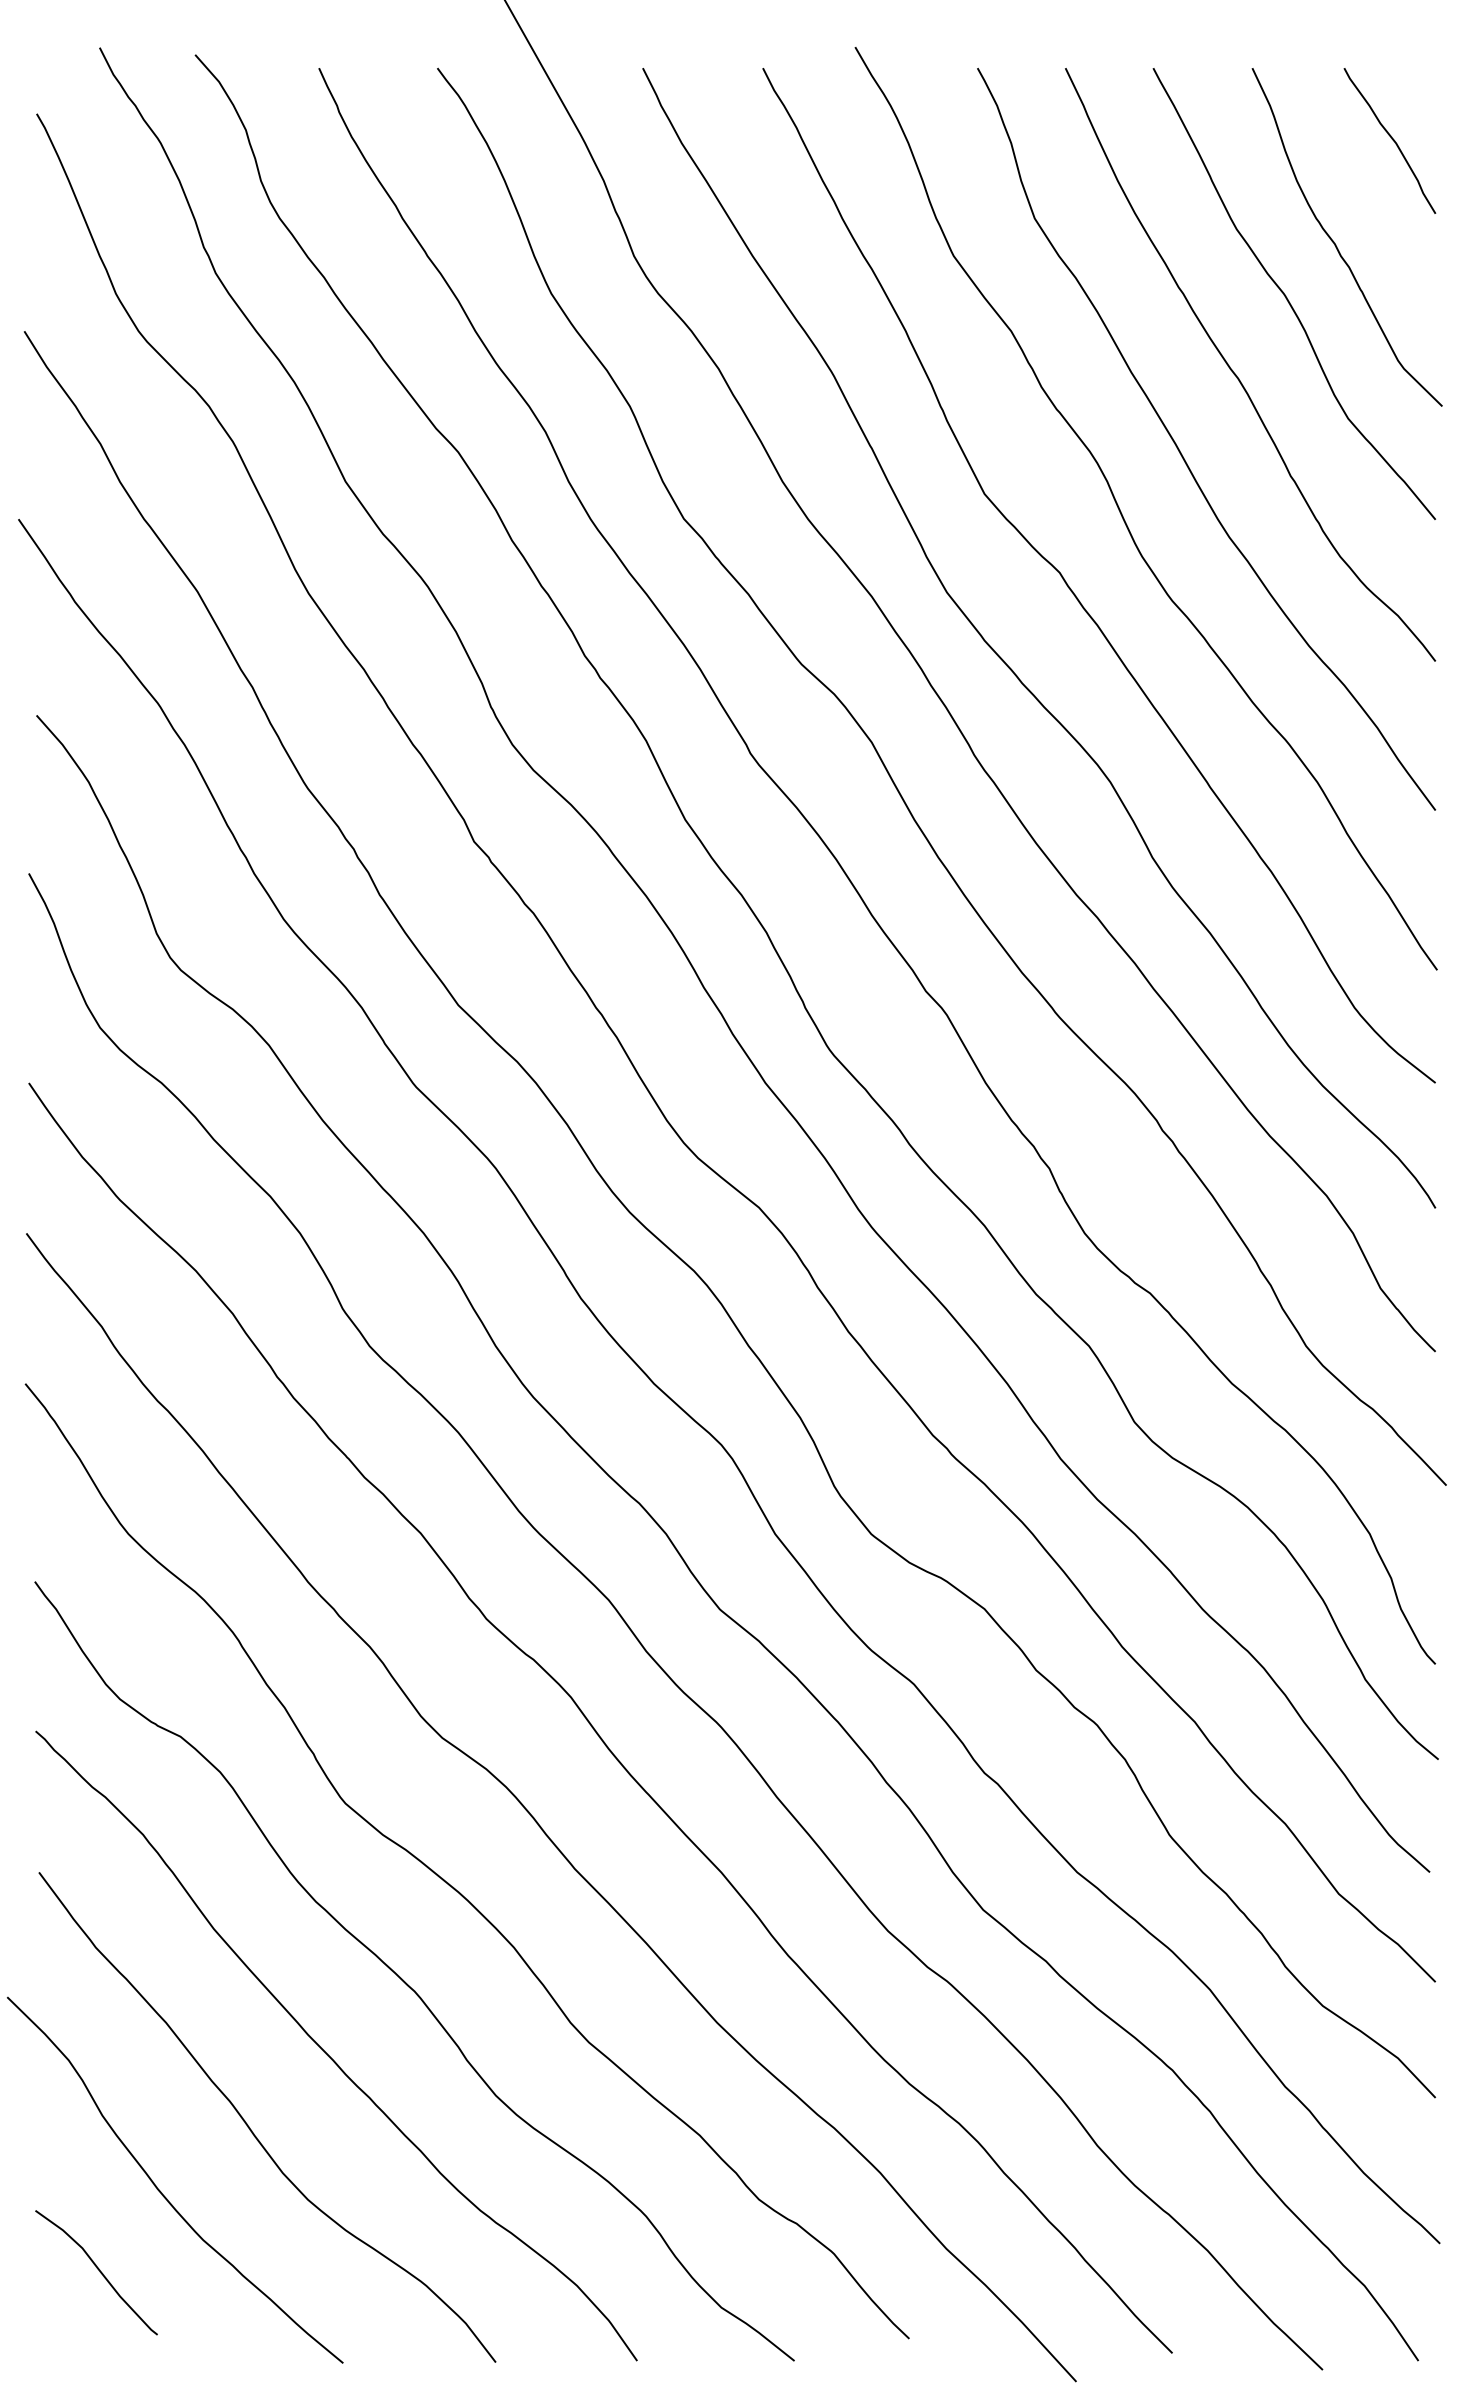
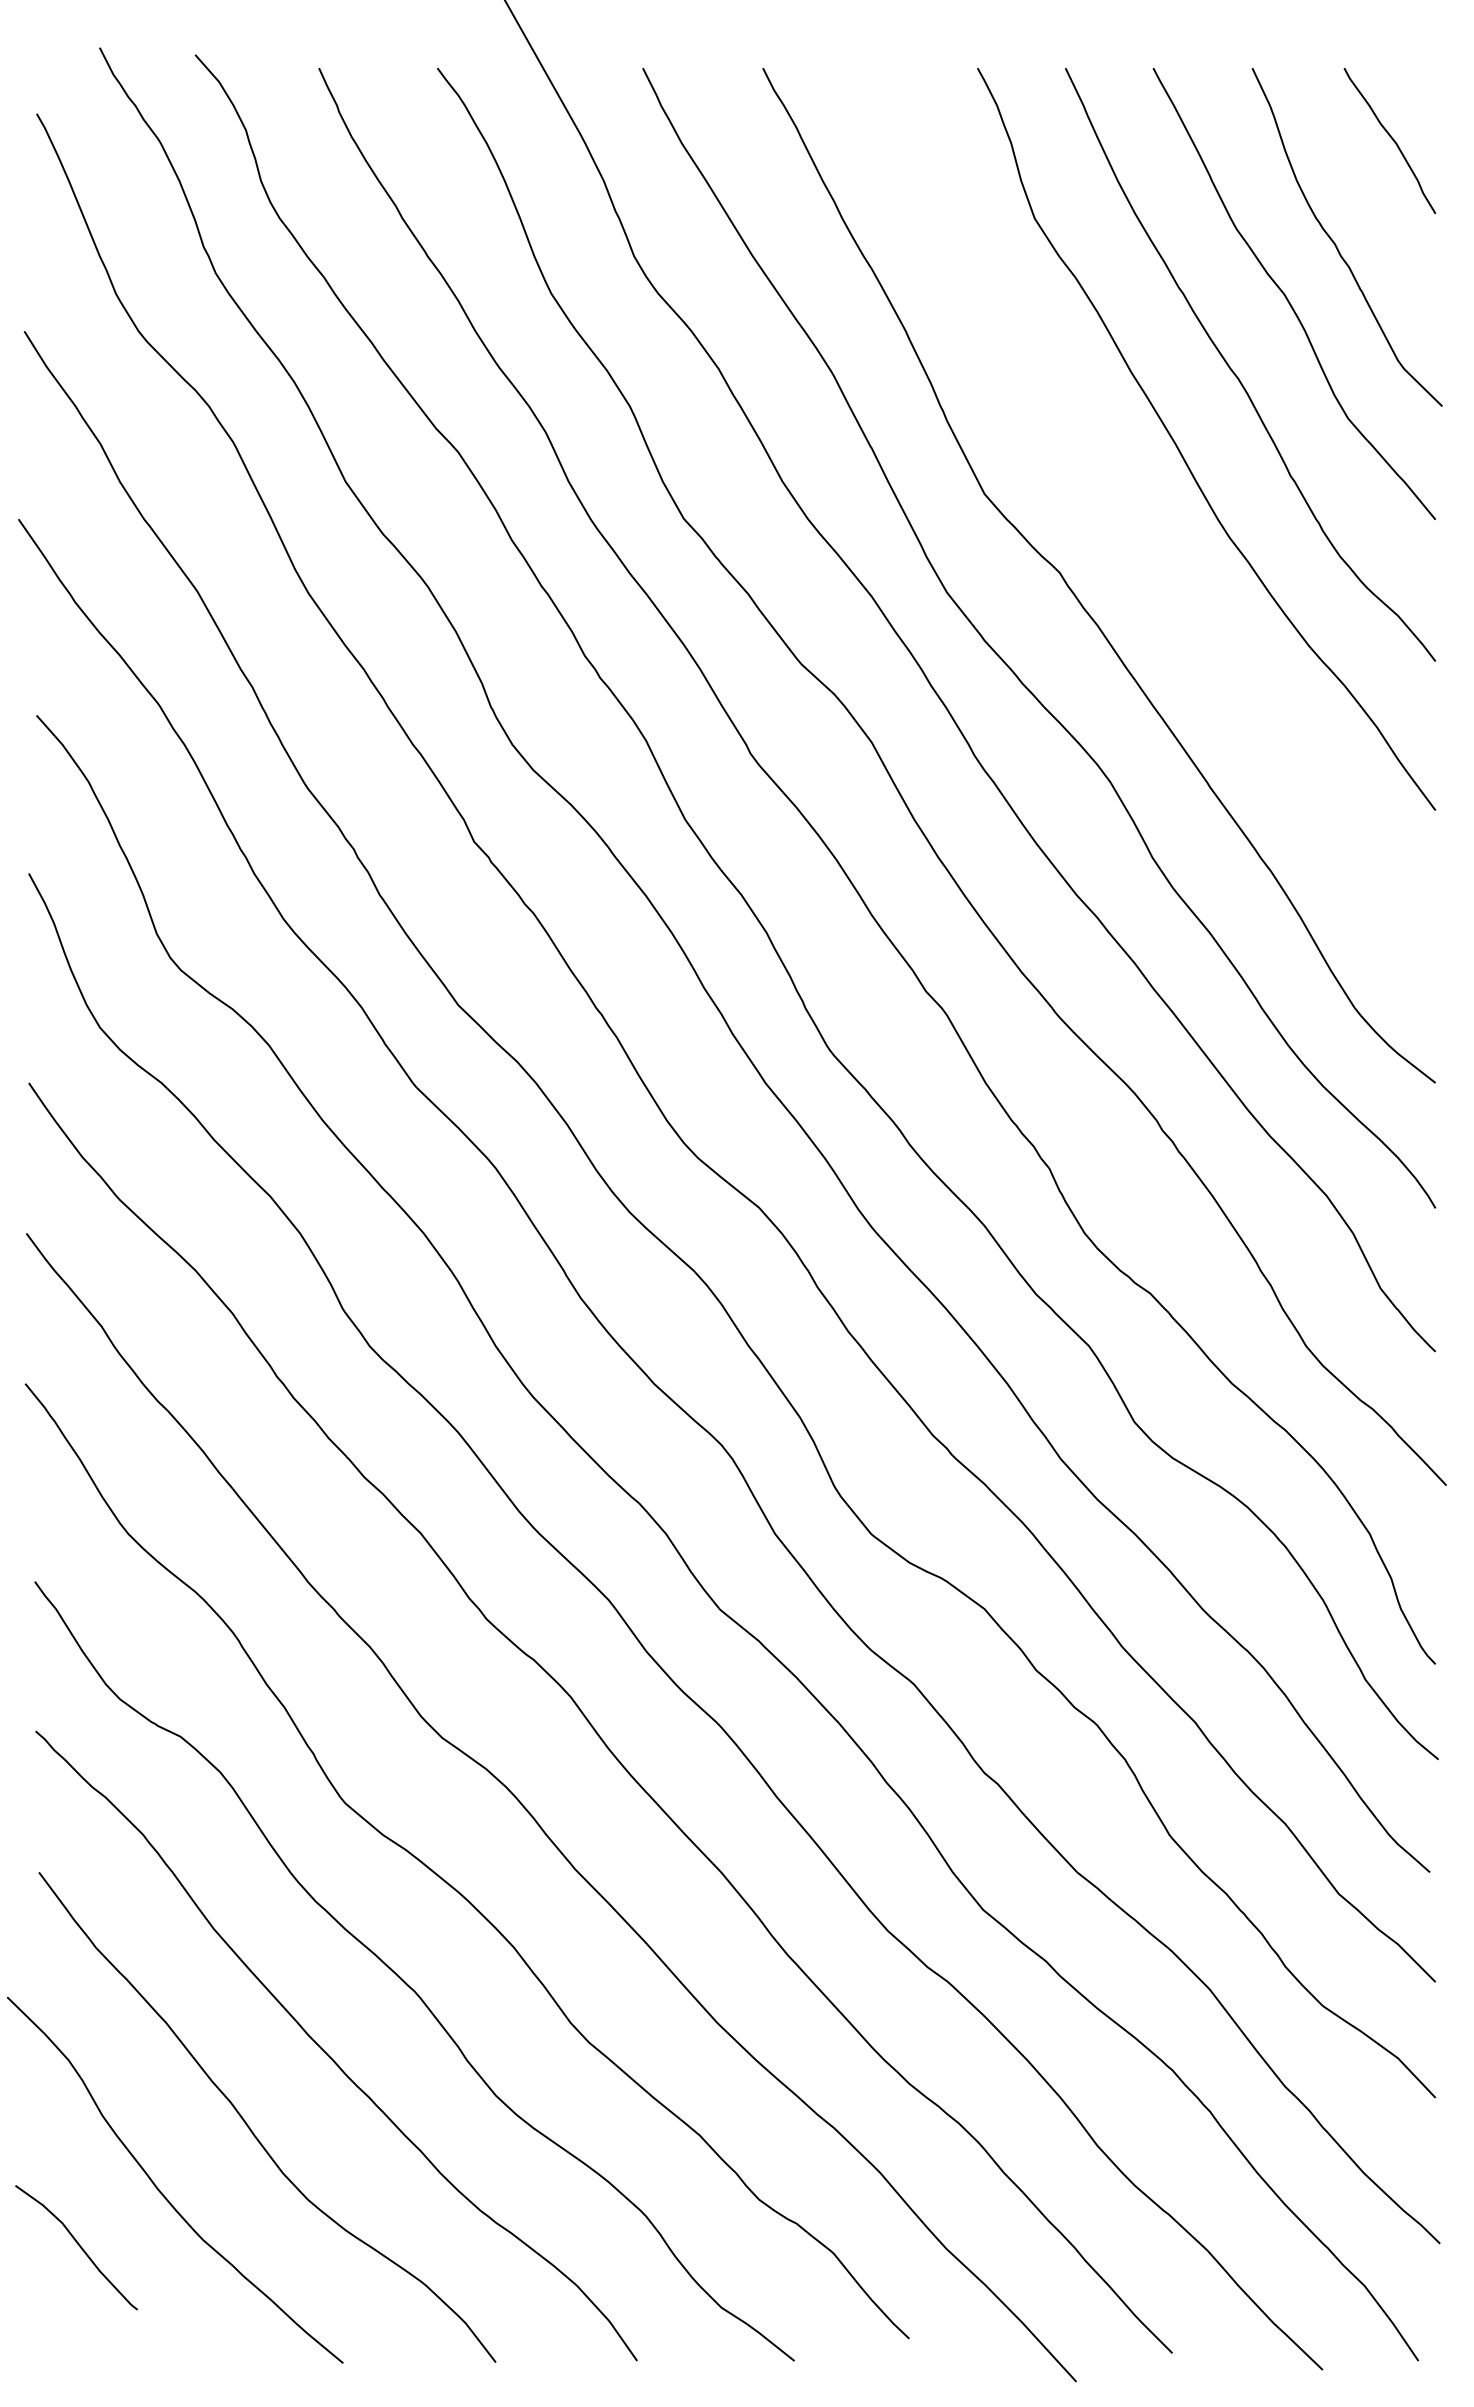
curve: present -> none (1124, 518)
curve position: (98, 2270) -> (78, 2245) (78, 2245)
